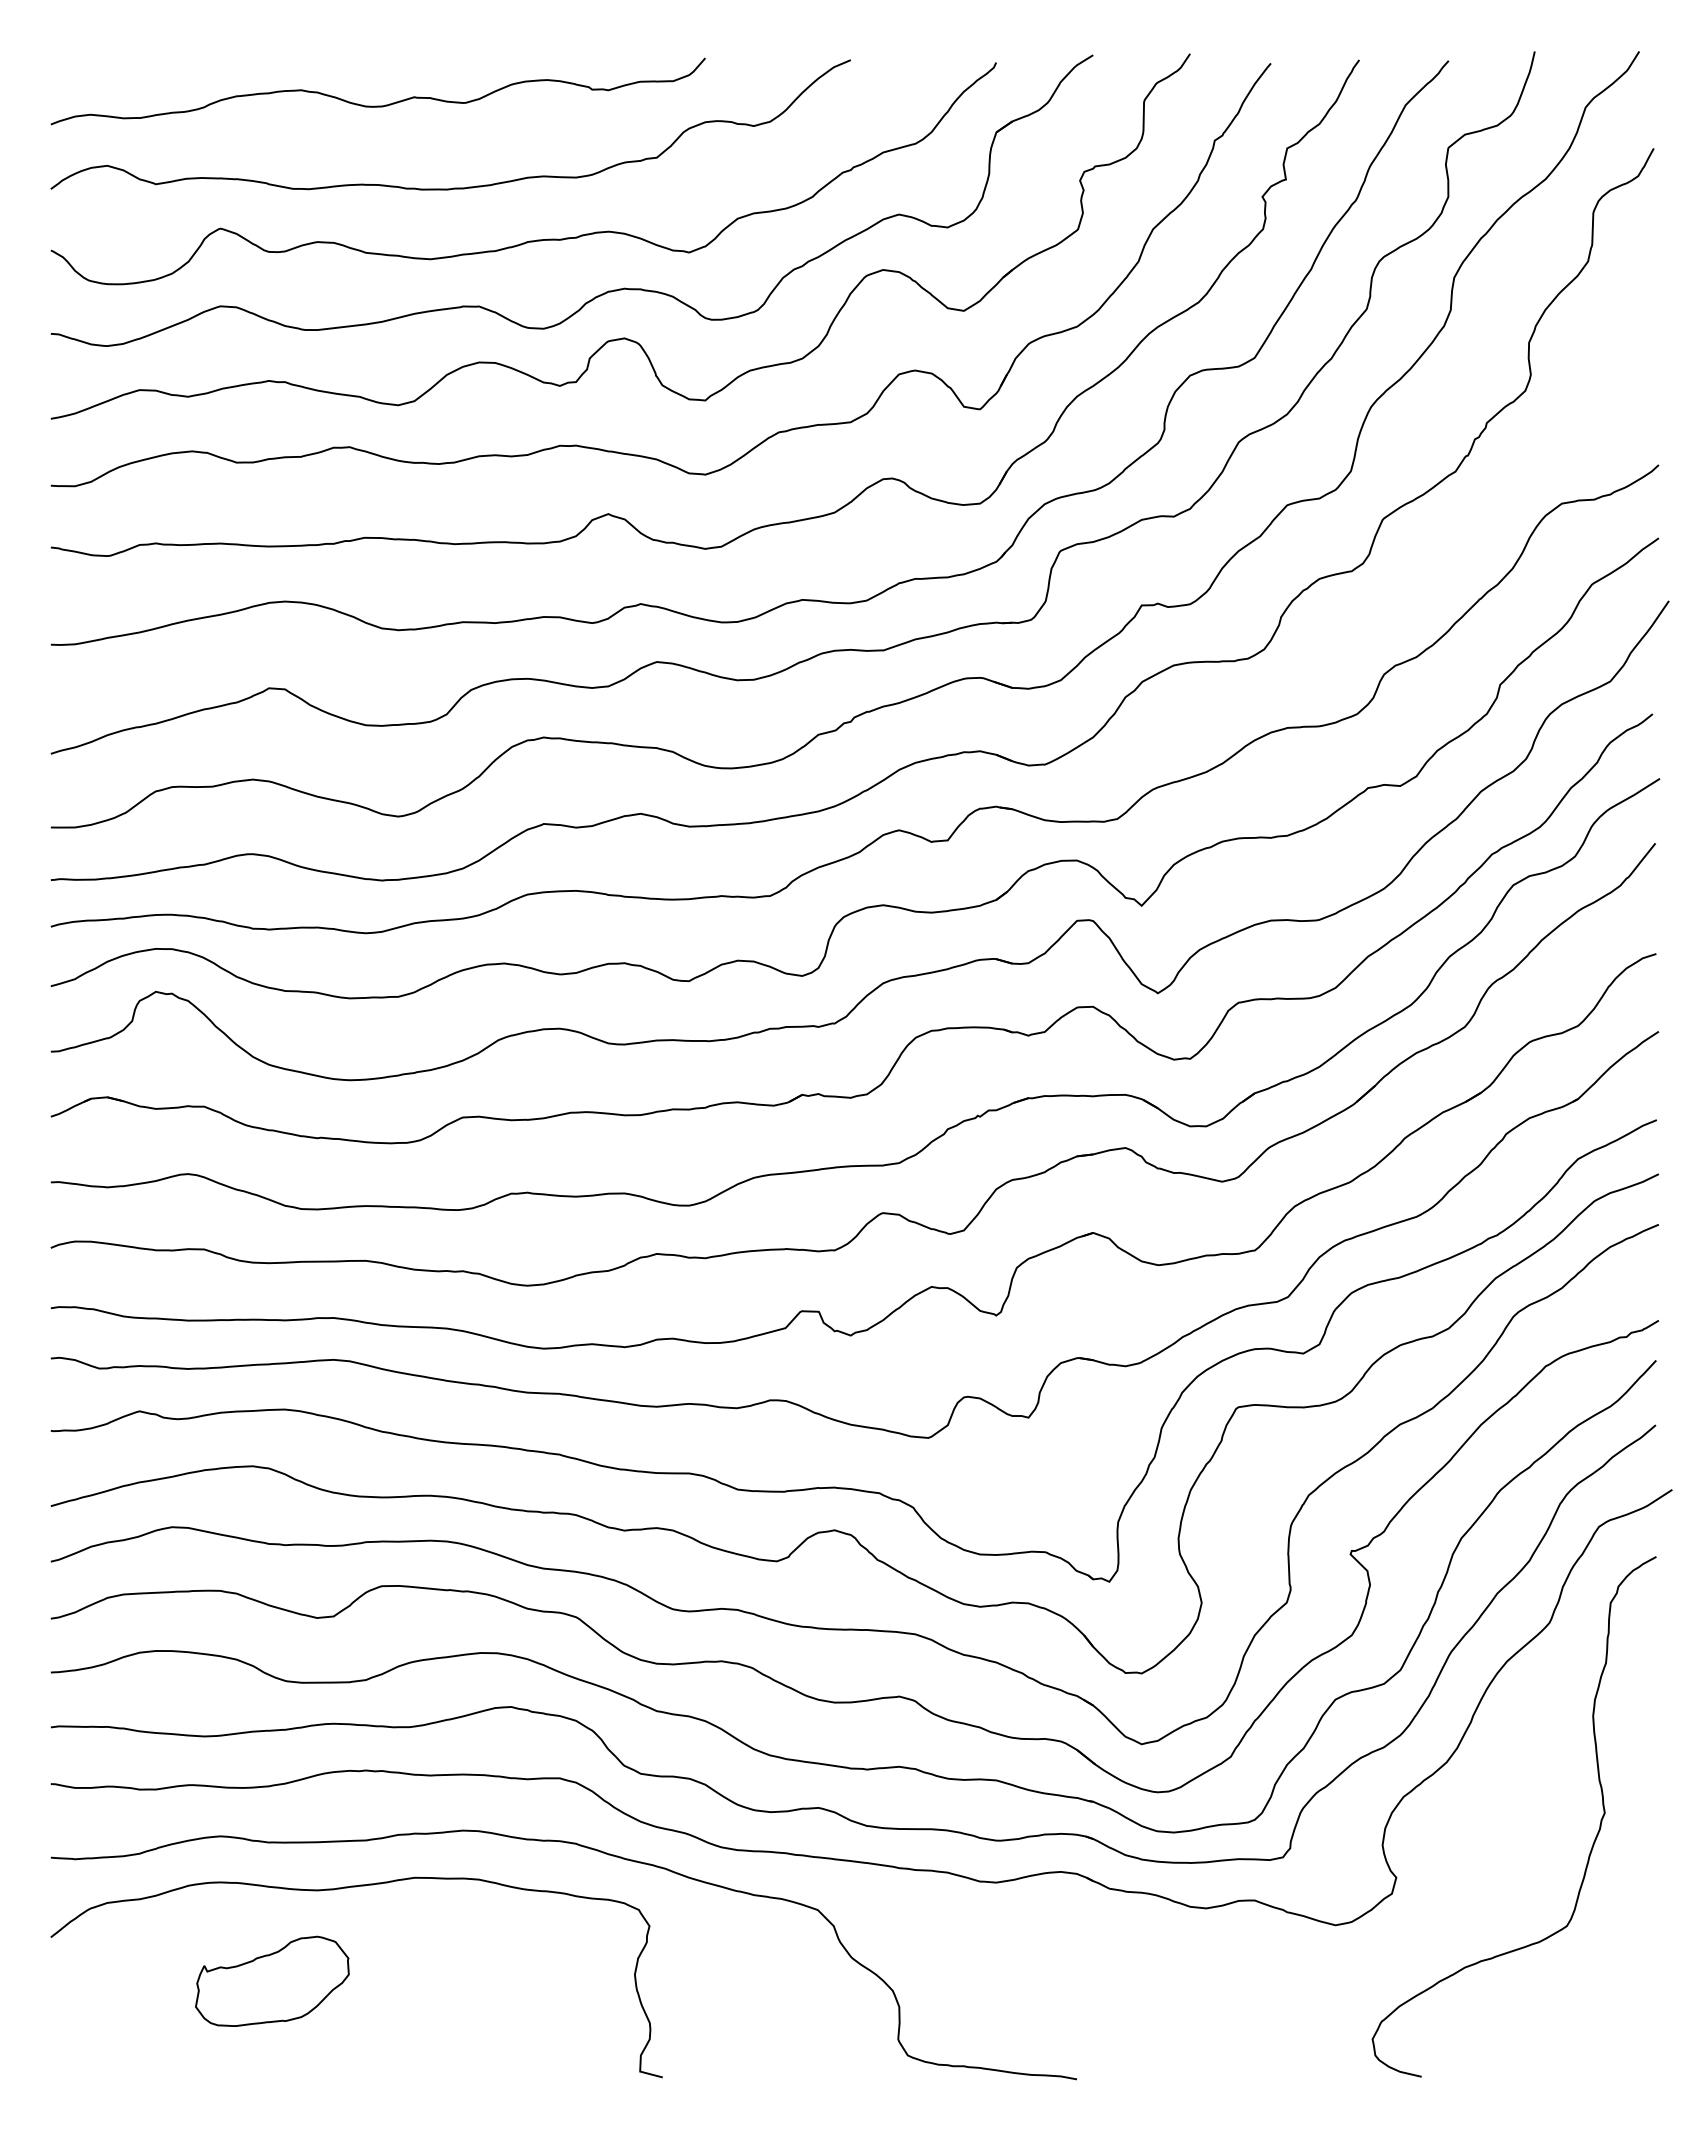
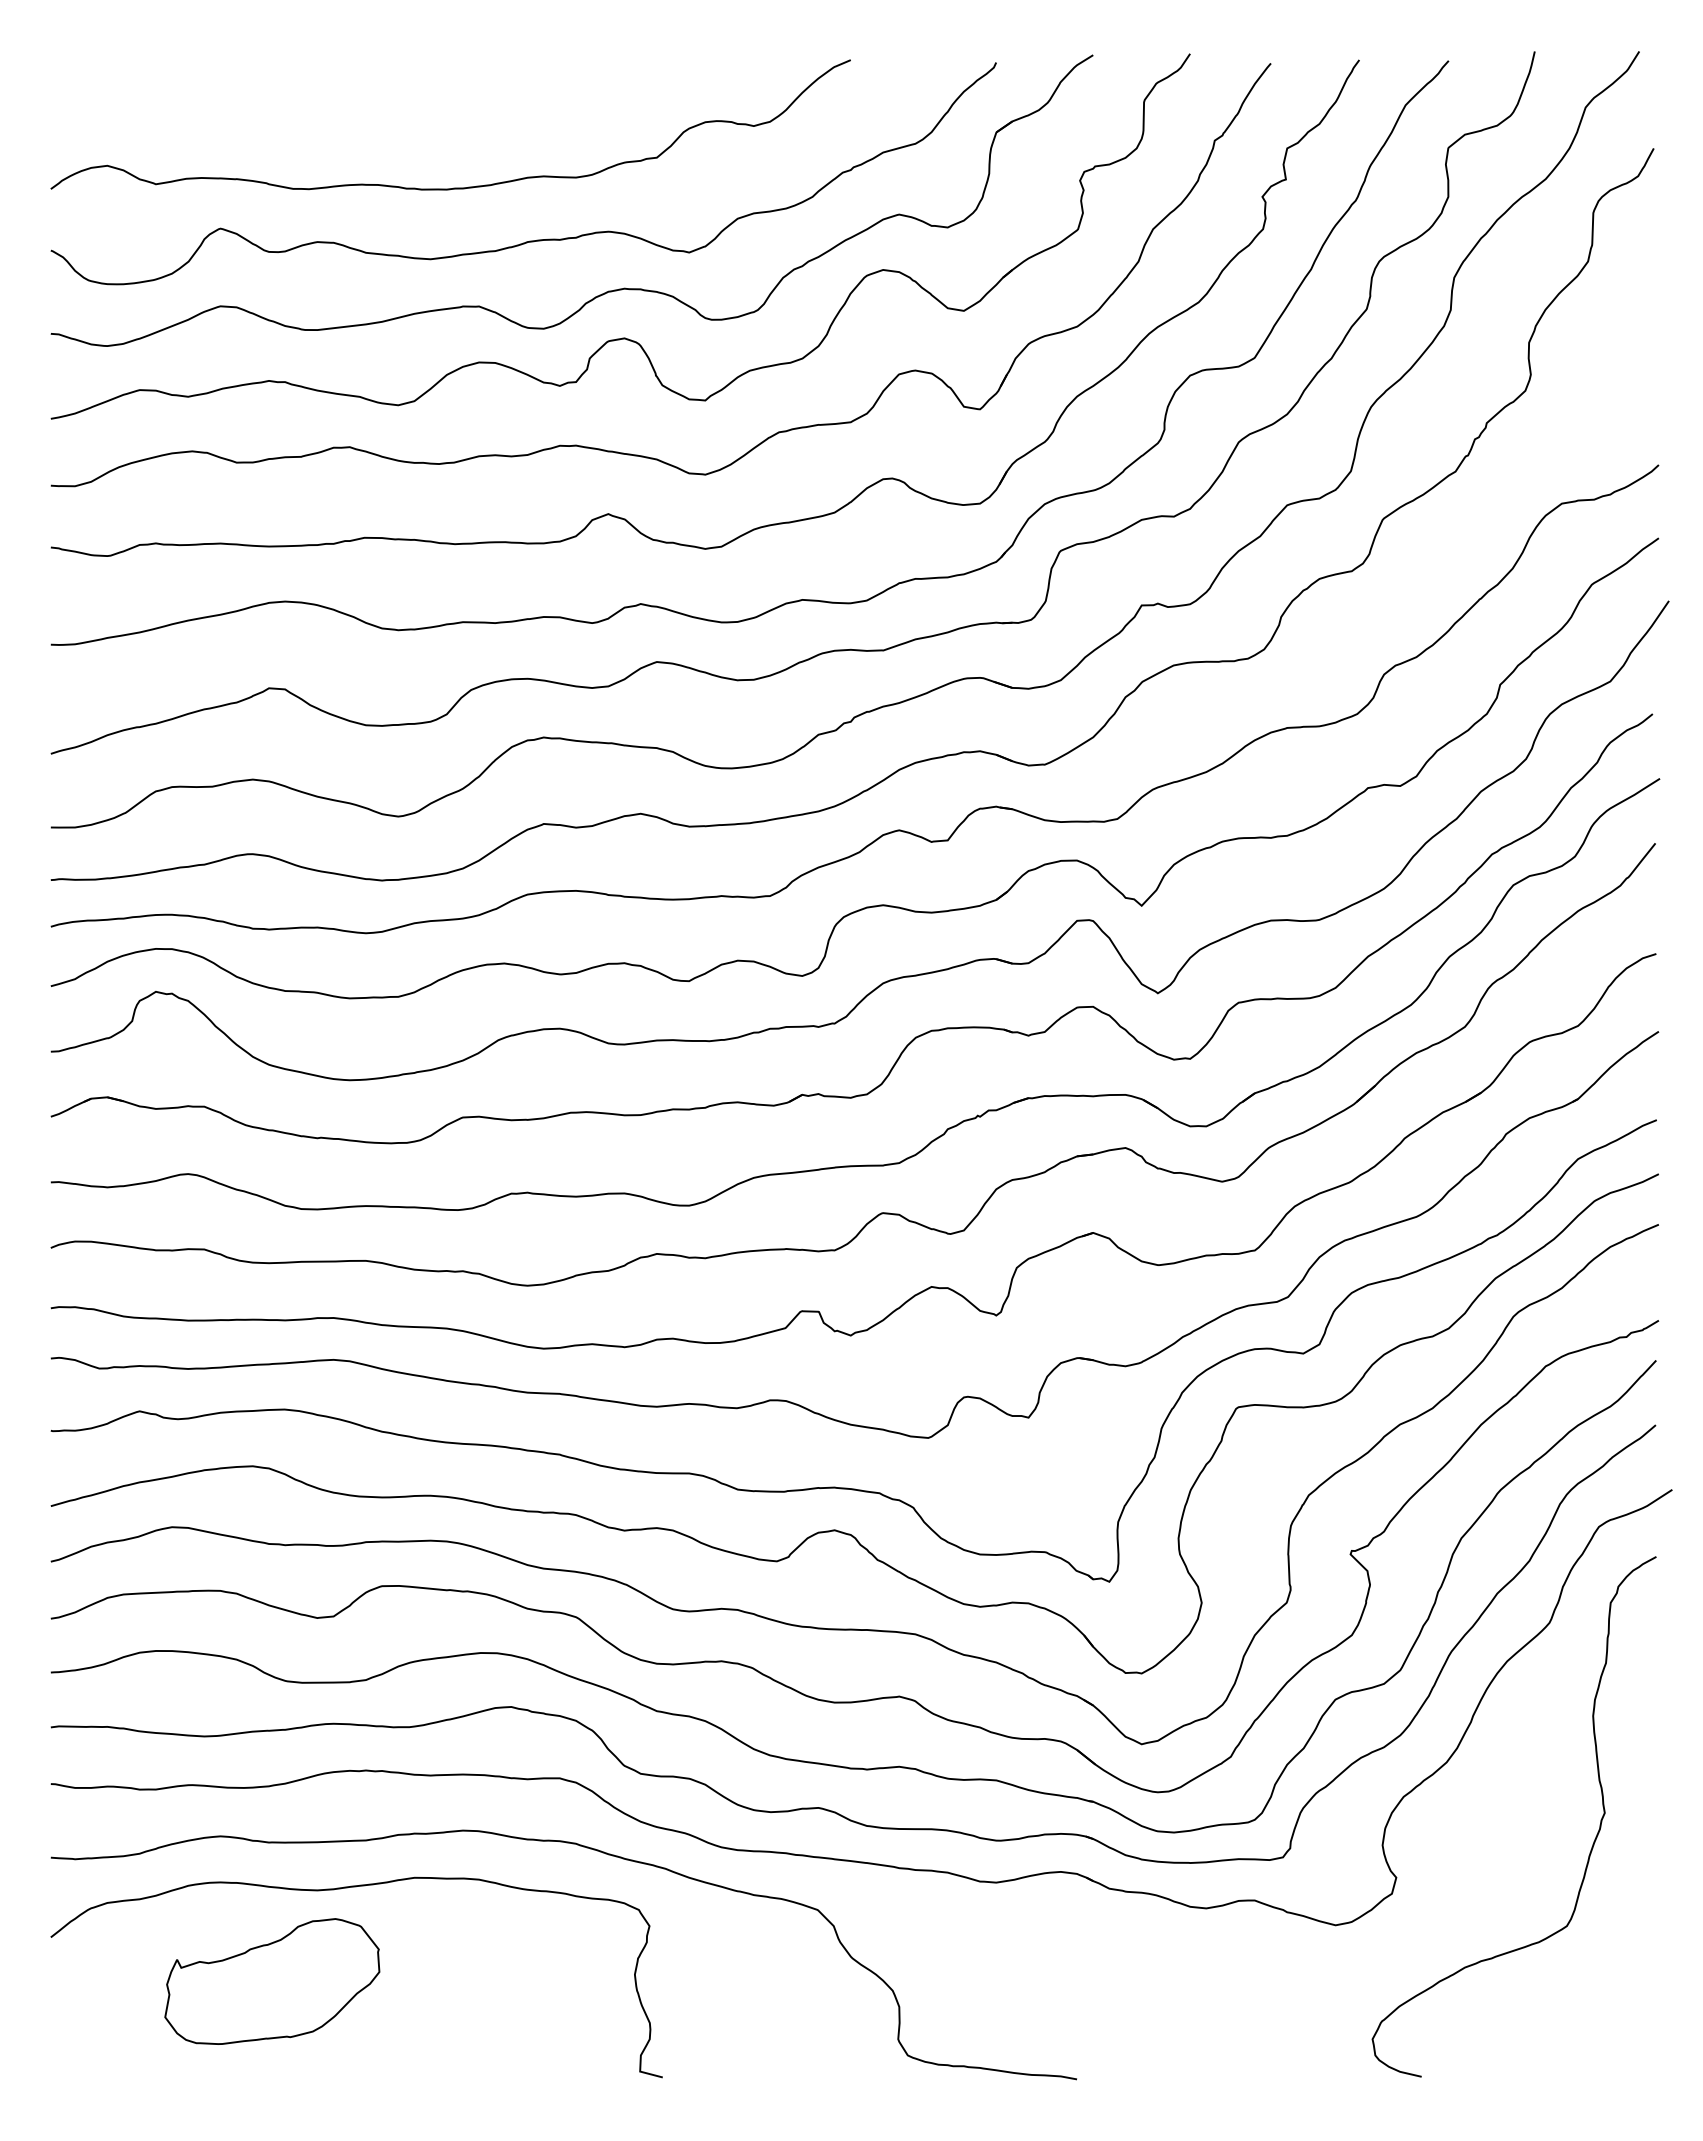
curve: present -> none (377, 105)
part size: 155x92 px -> 217x127 px (272, 1981)
